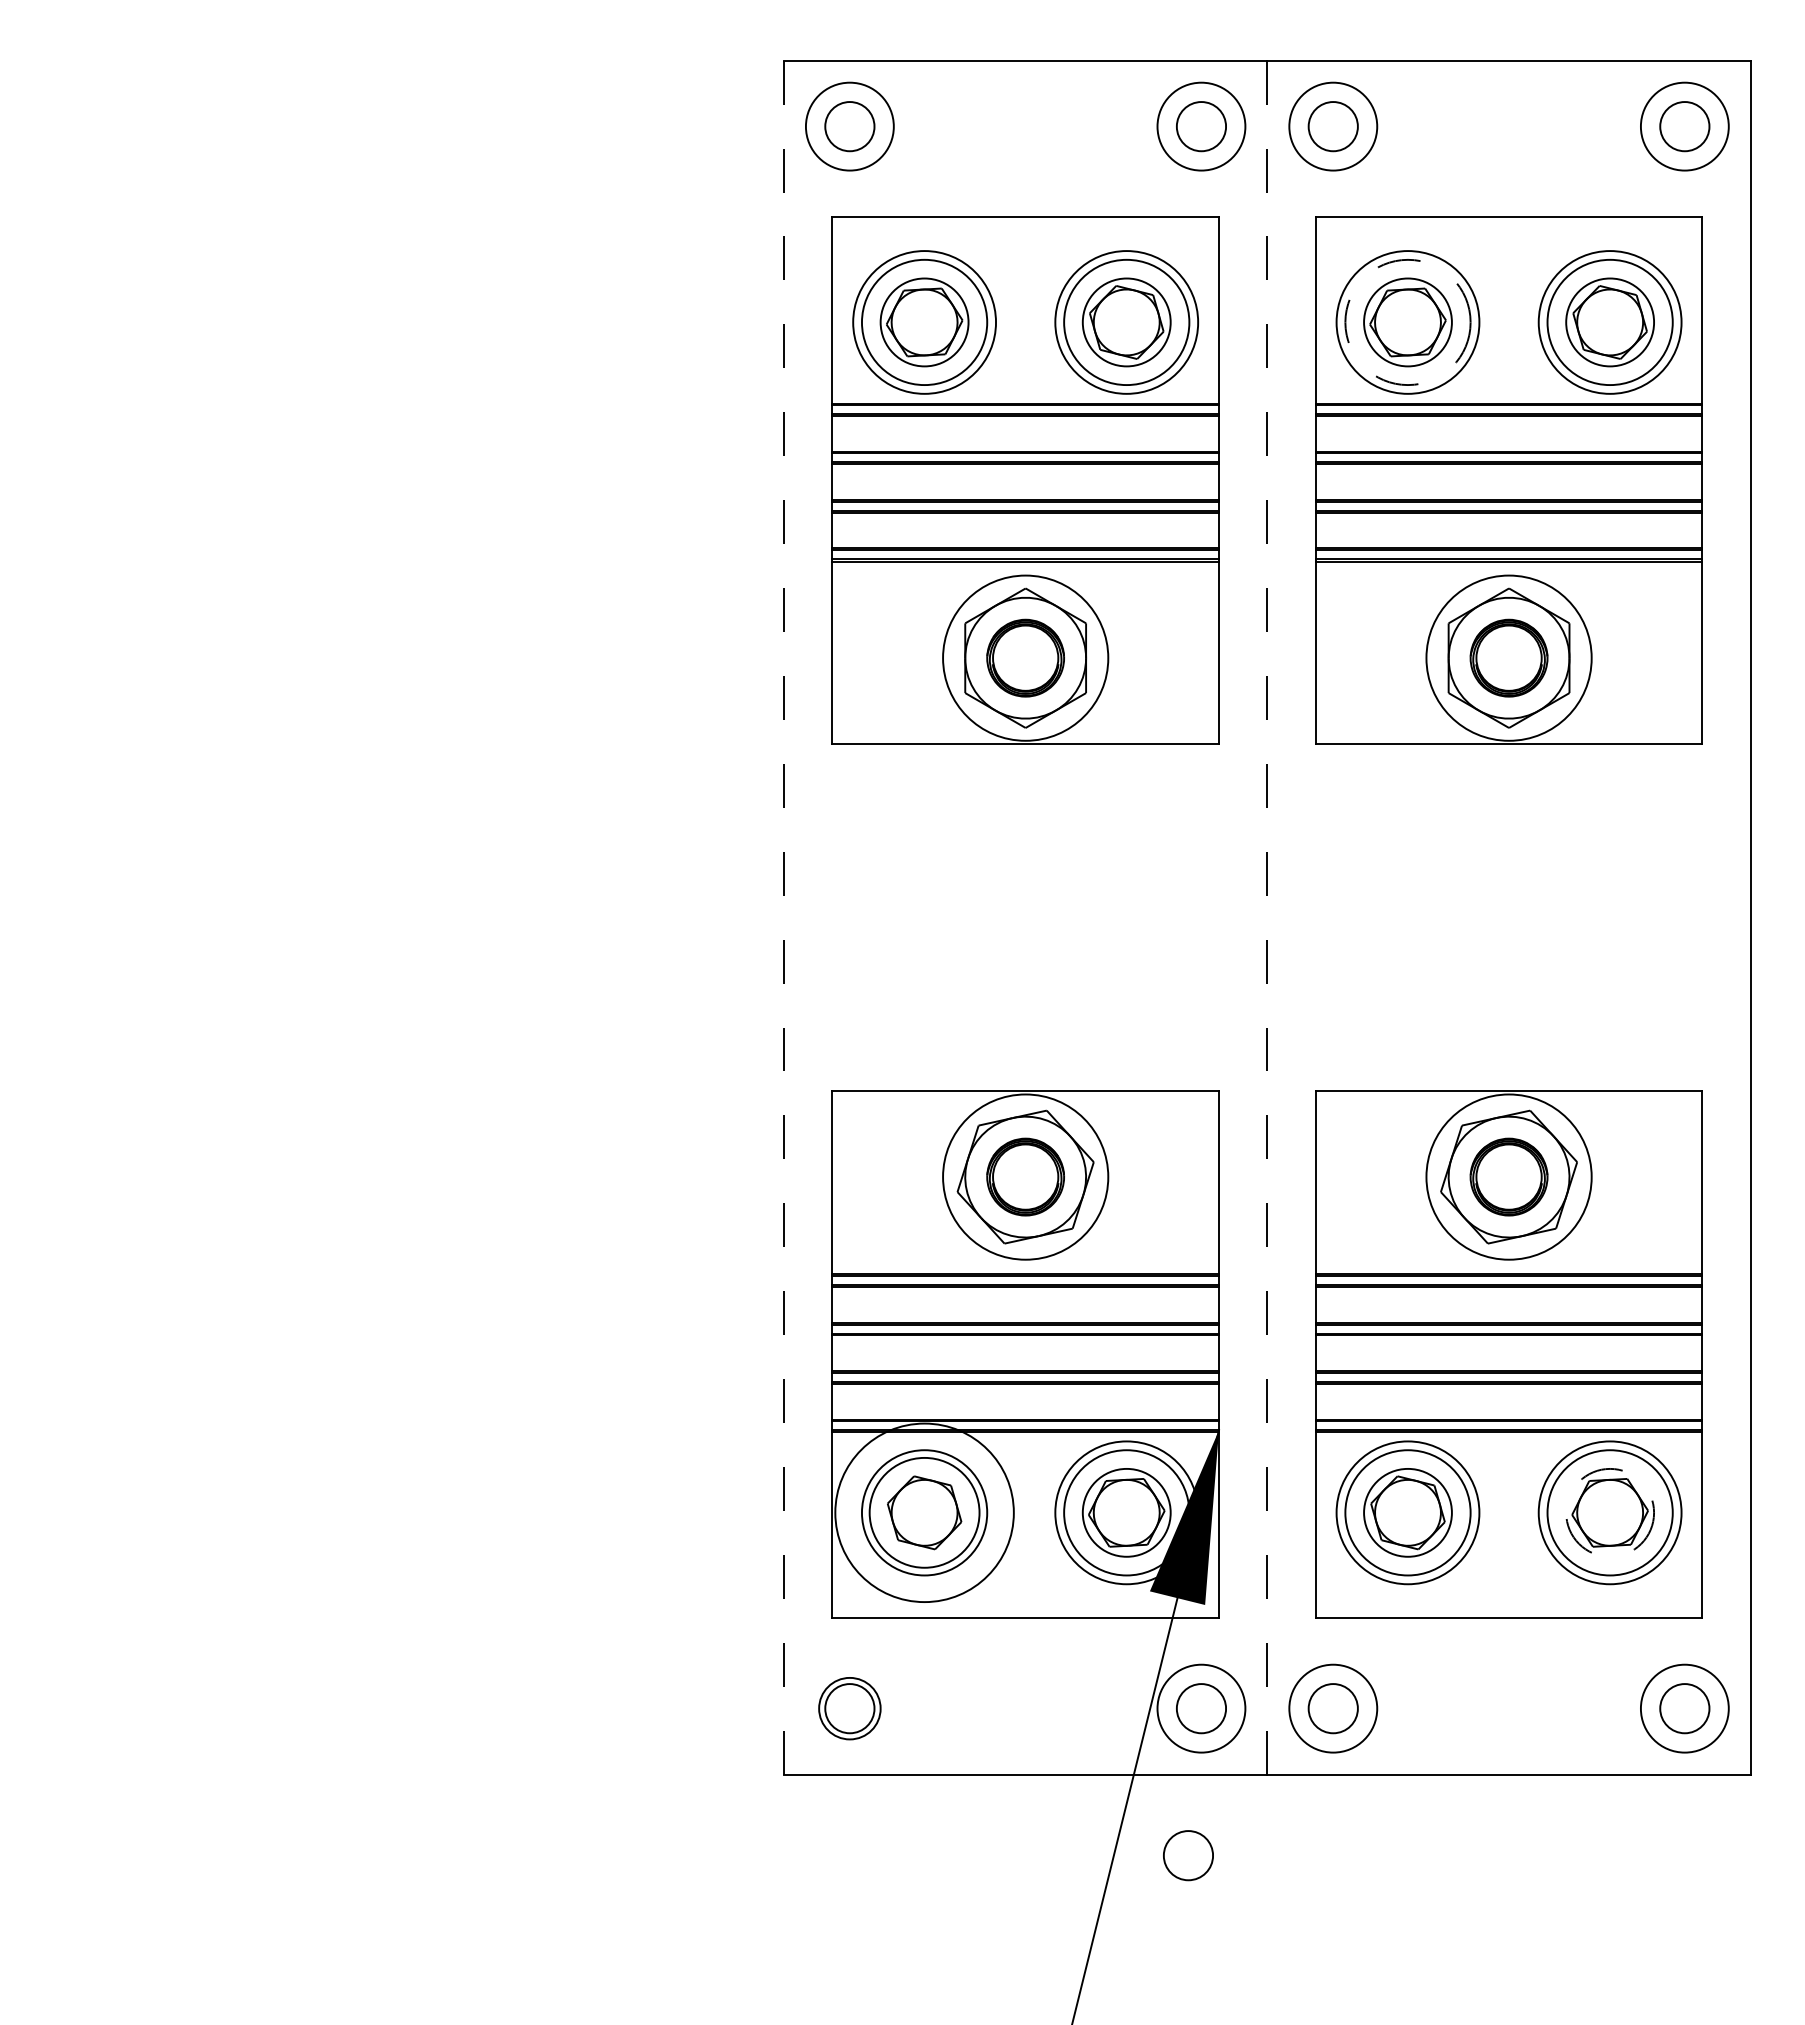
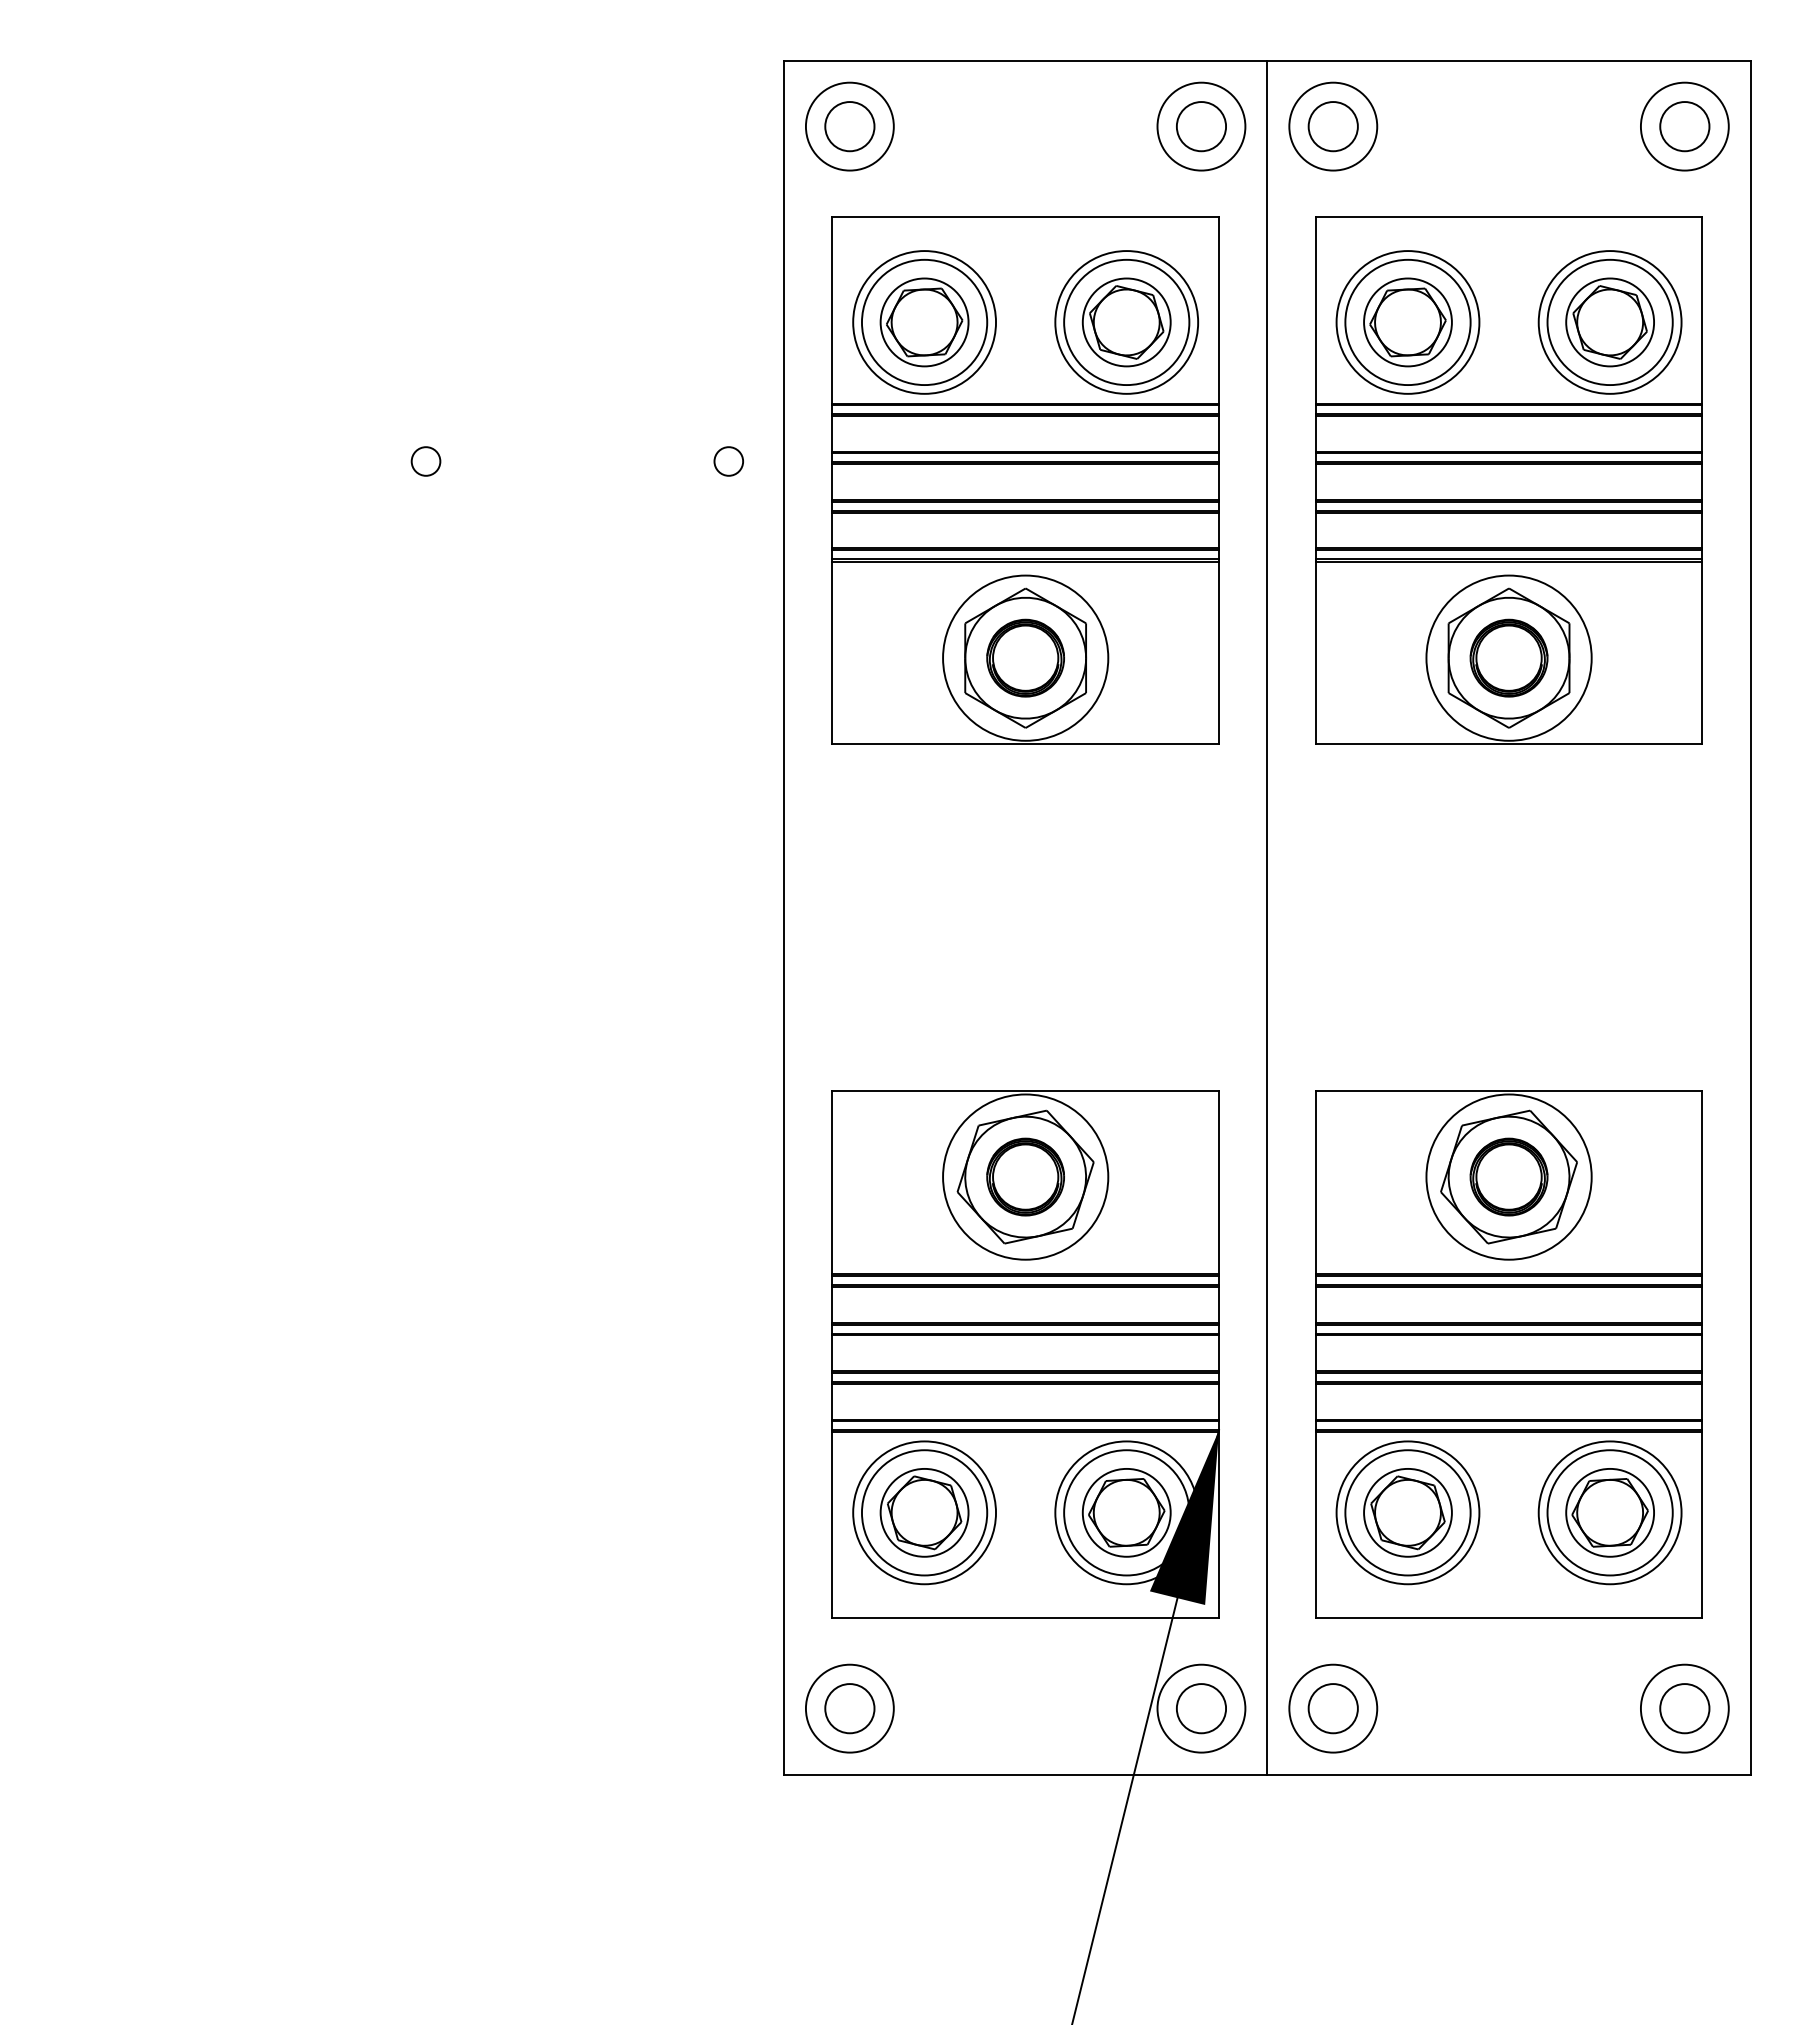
circle: dashed -> solid (1407, 322)
circle: none -> present (425, 461)
circle: none -> present (728, 461)
line: dashed -> solid (783, 917)
line: dashed -> solid (1267, 917)
circle diameter: 110 px -> 88 px (924, 1512)
circle diameter: 179 px -> 143 px (924, 1512)
circle: dashed -> solid (1610, 1512)
circle diameter: 62 px -> 88 px (849, 1708)
circle: present -> none (1188, 1855)
